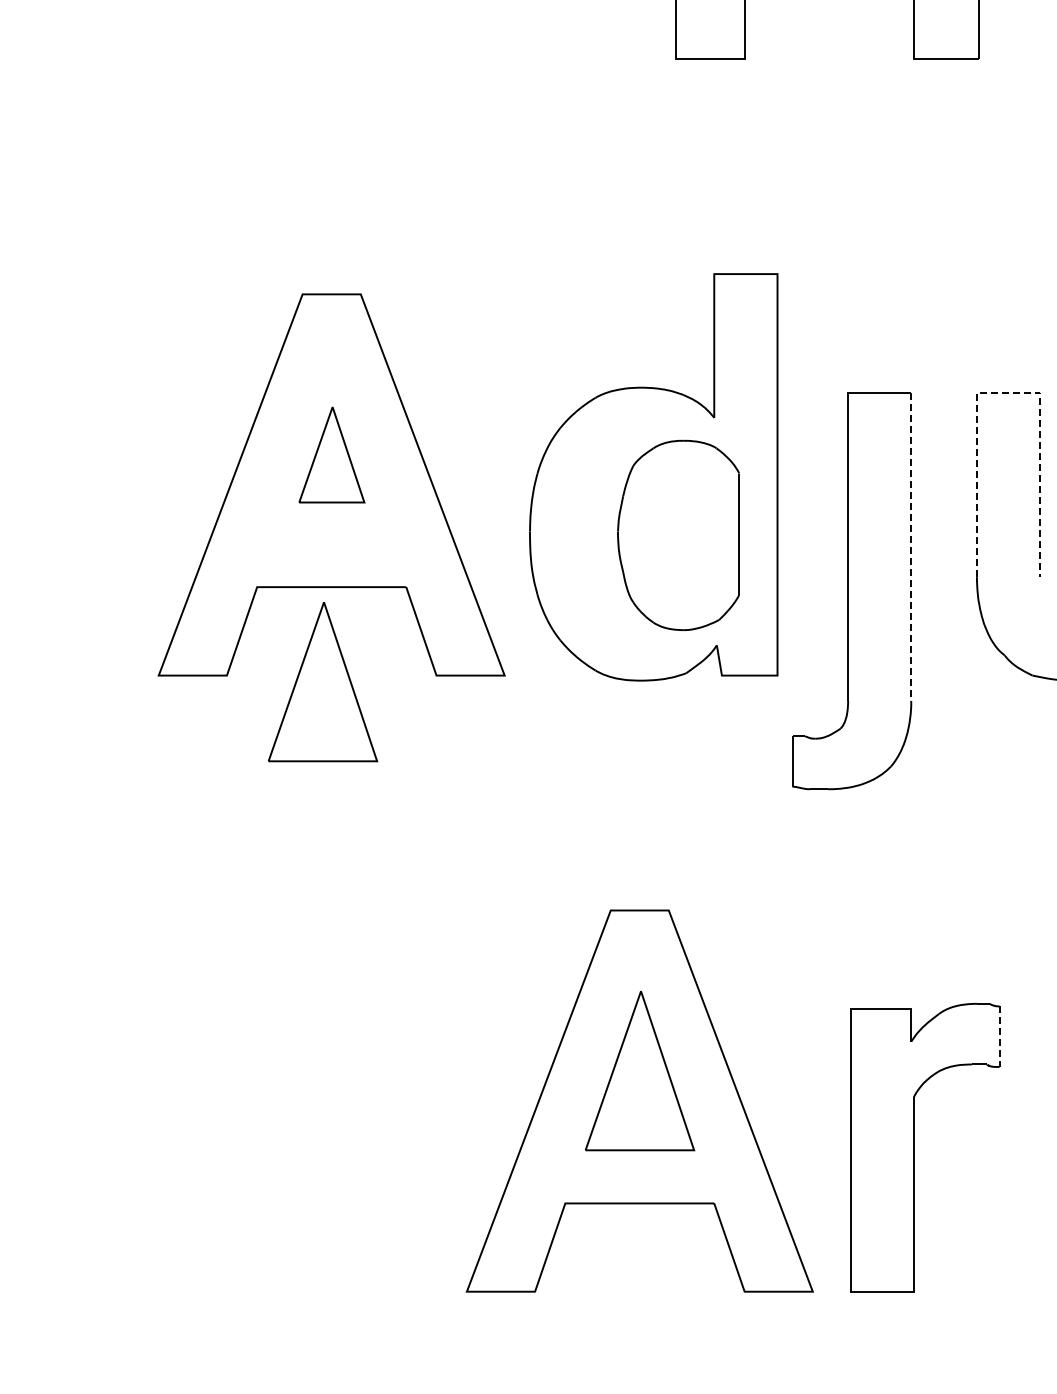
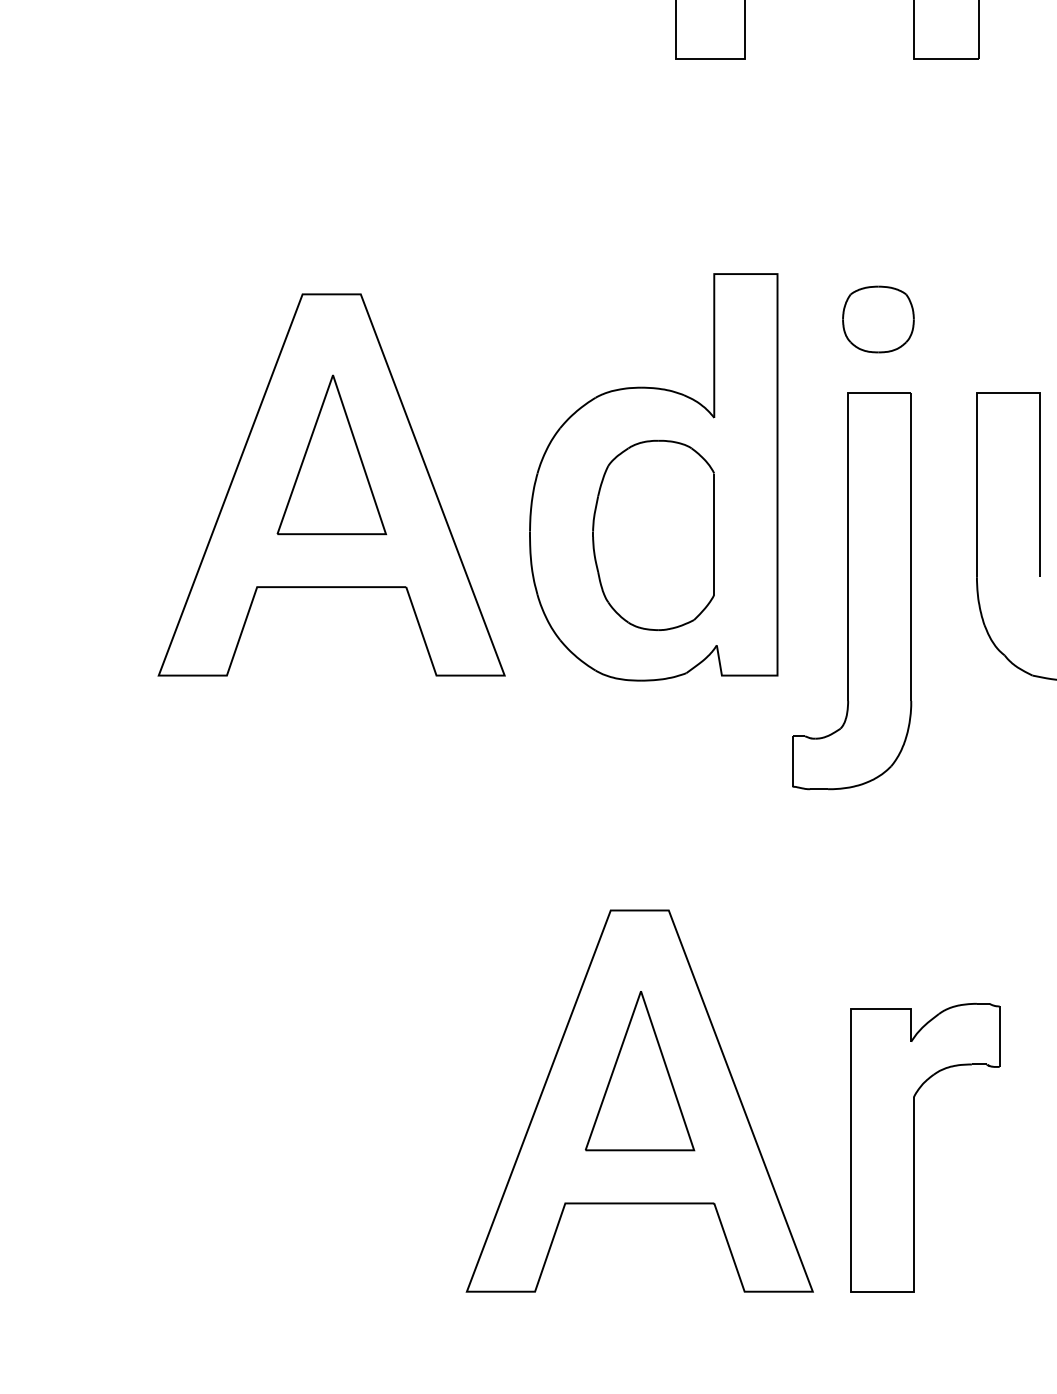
part: none -> present (878, 319)
line: dashed -> solid (1008, 392)
part size: 68x98 px -> 112x162 px (331, 454)
part position: (678, 534) -> (653, 534) (653, 534)
line: dashed -> solid (911, 547)
part: present -> none (322, 682)
line: dashed -> solid (999, 1037)
